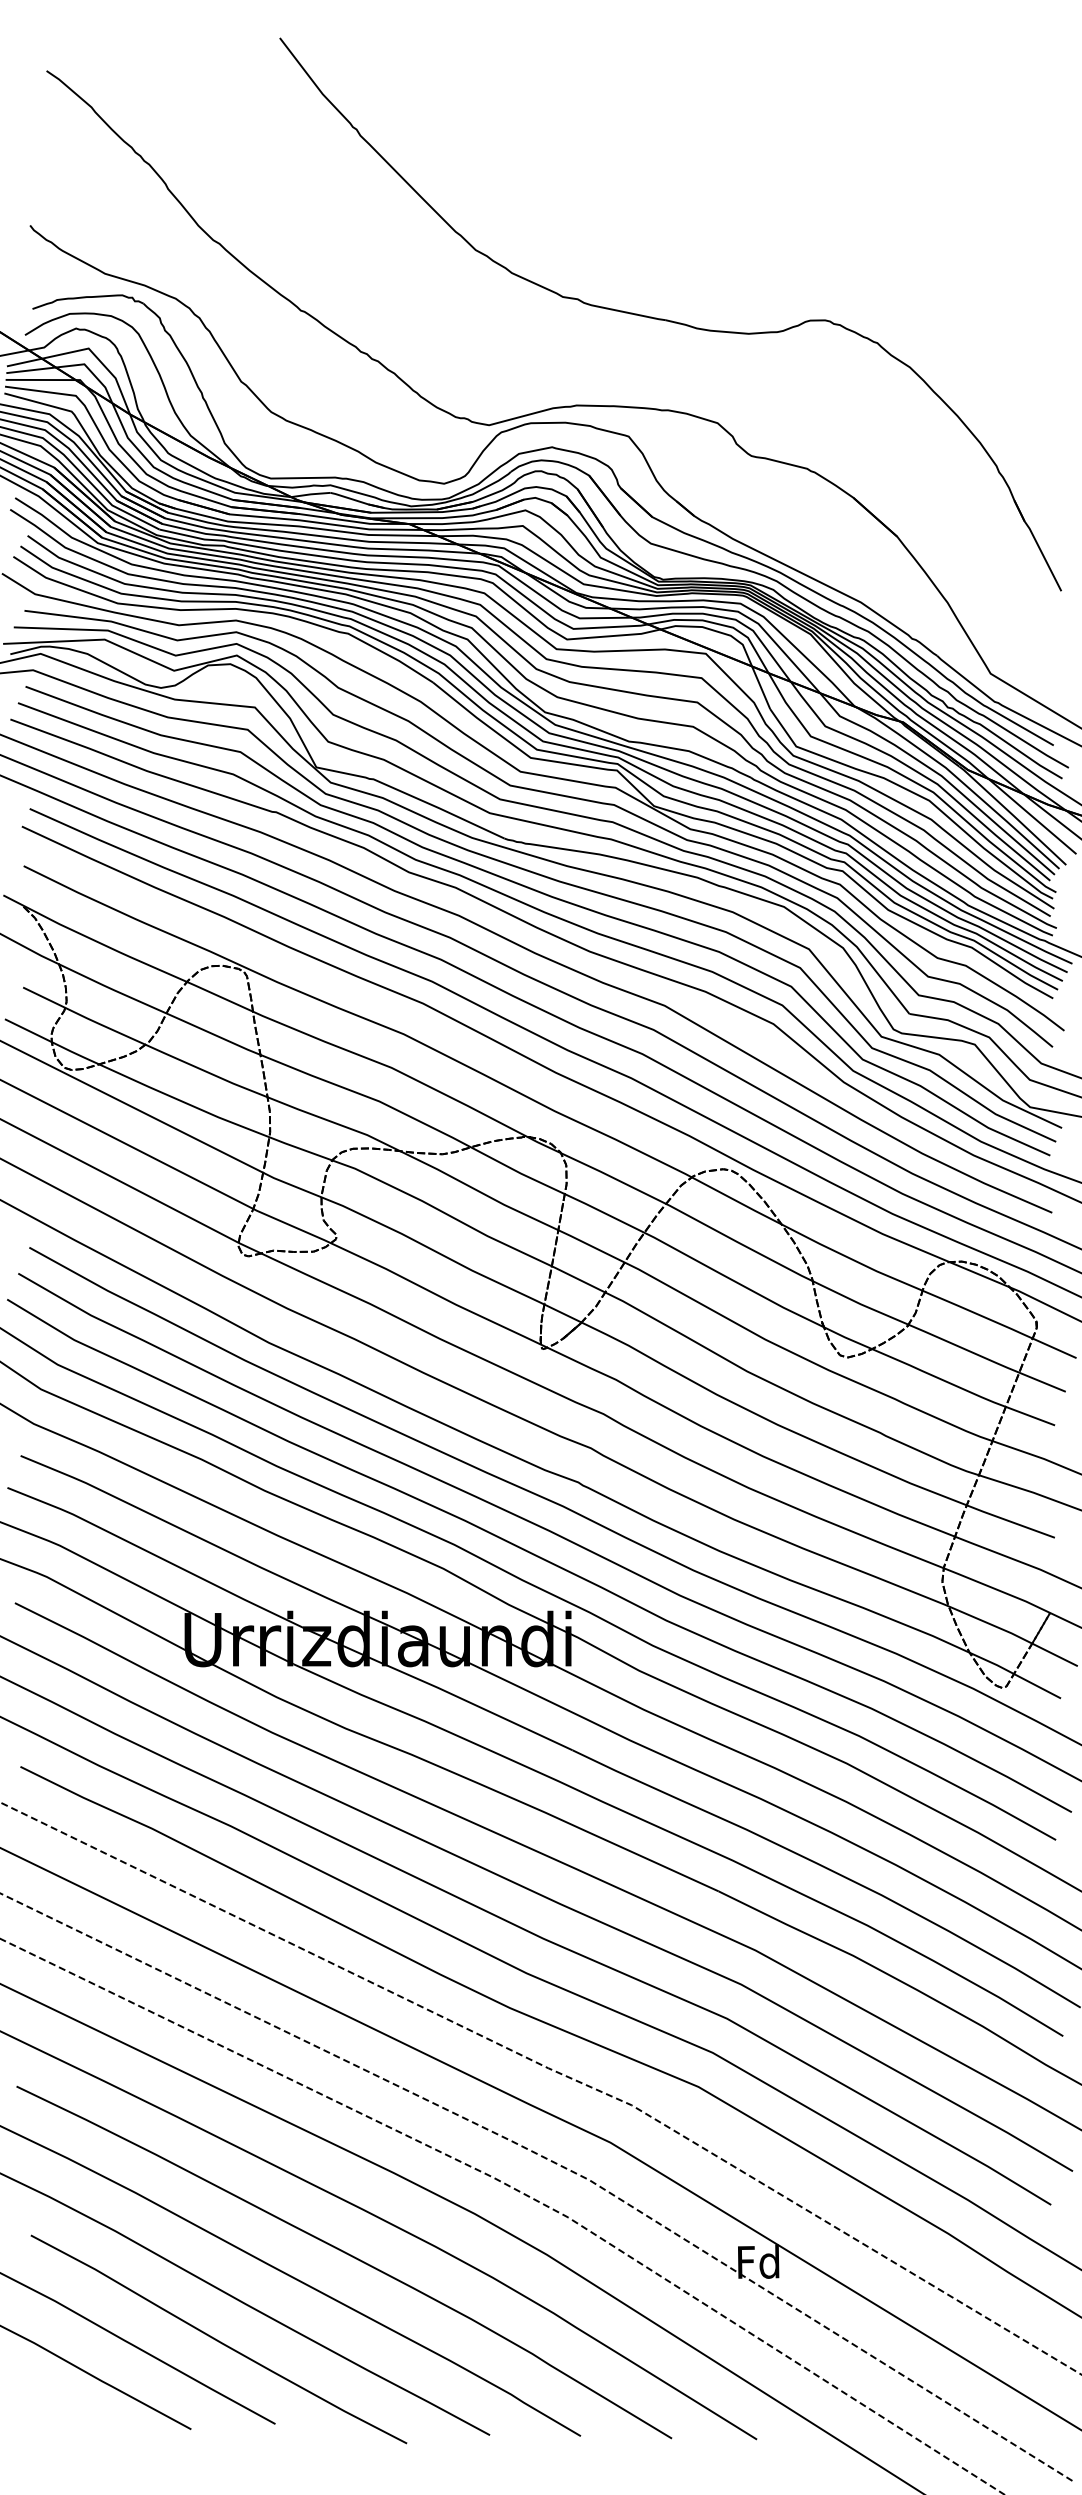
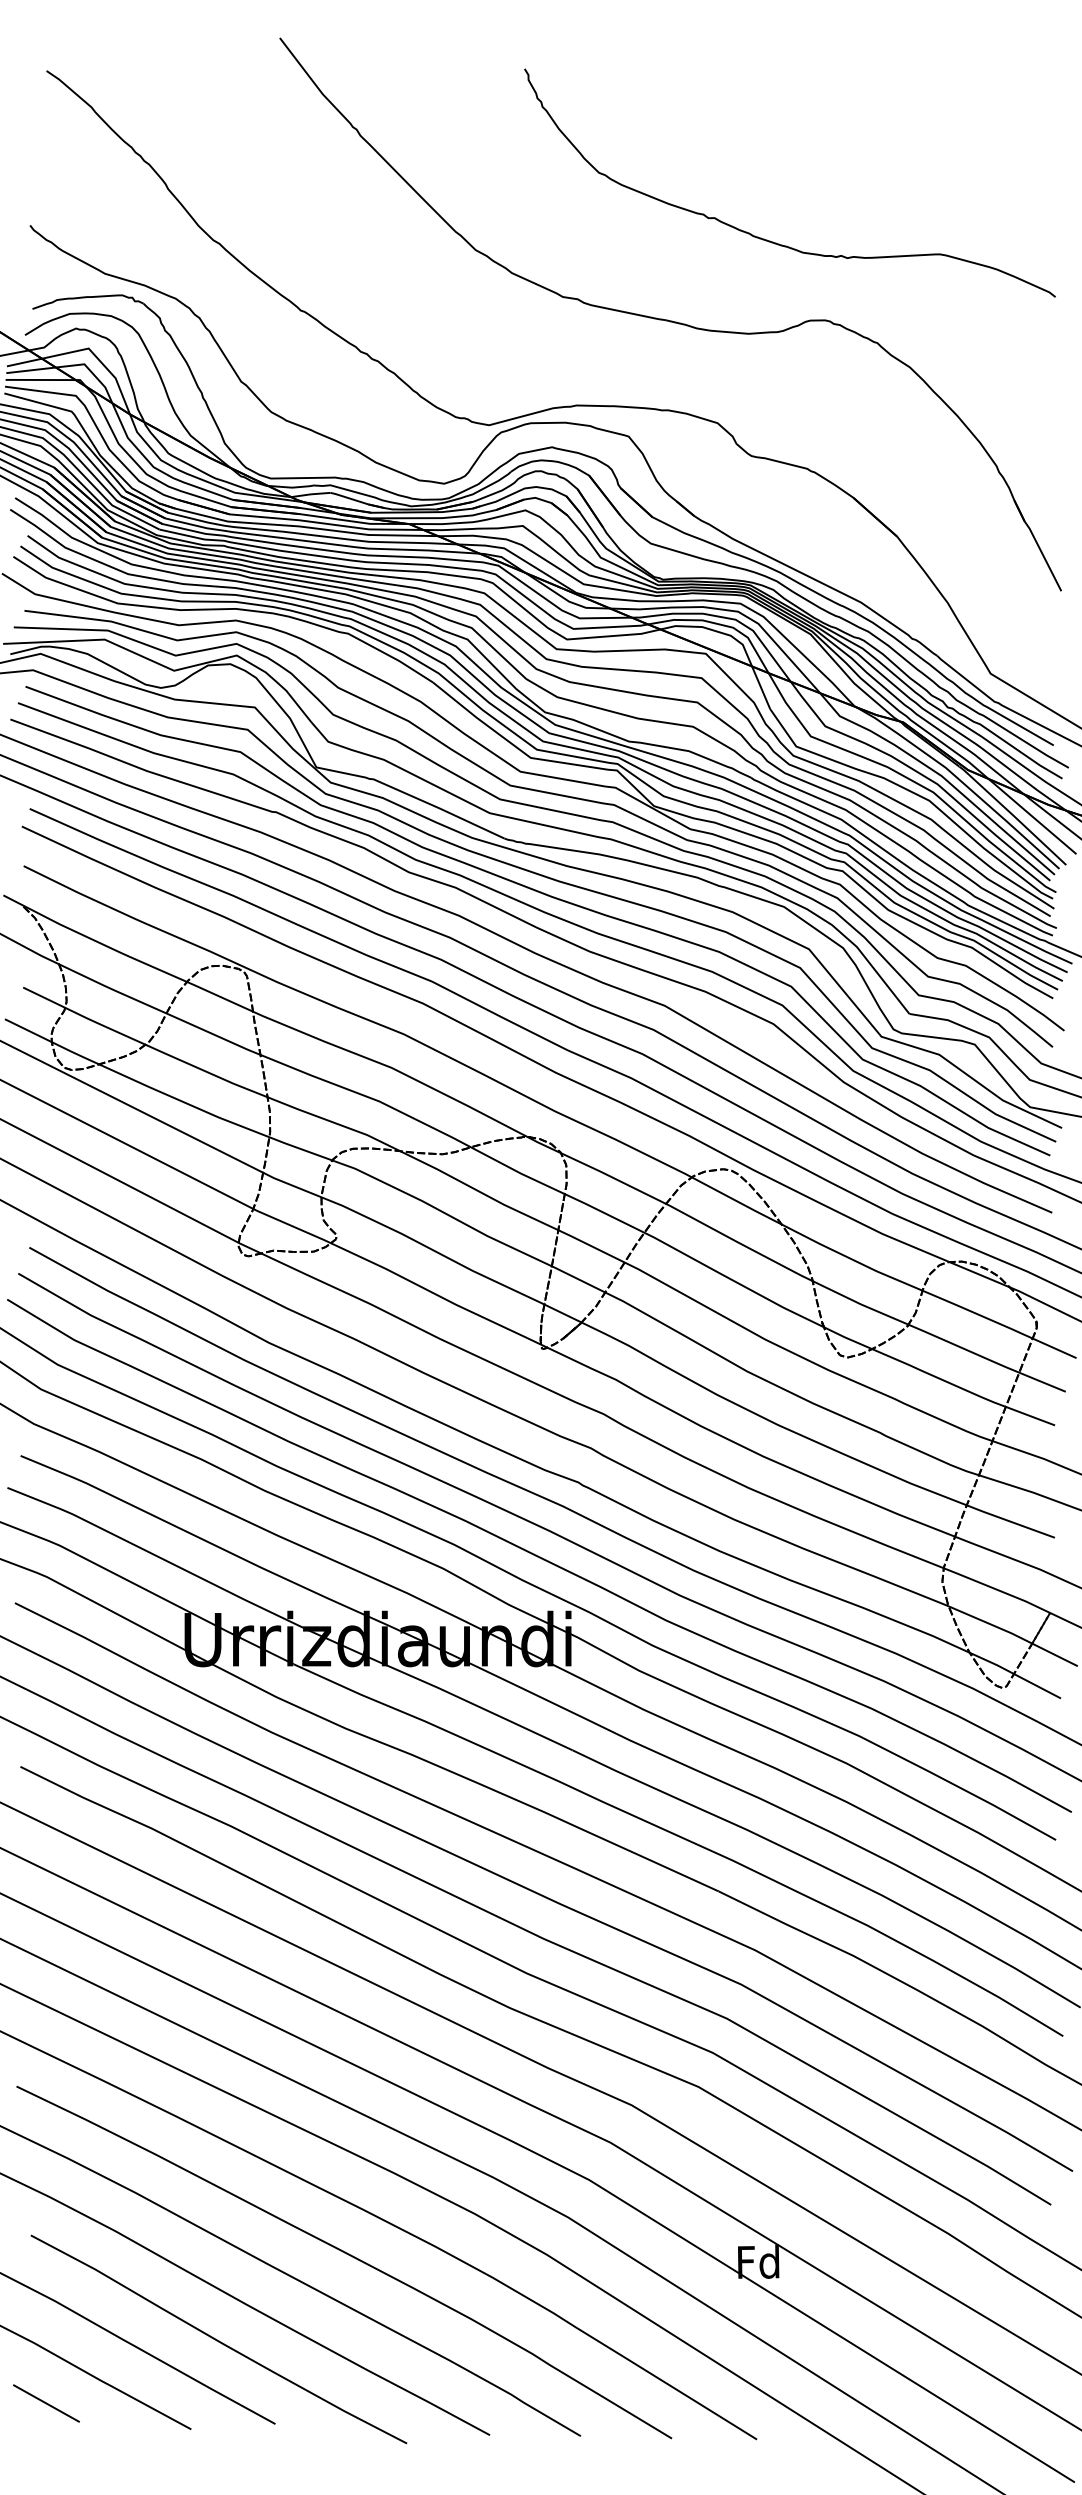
curve: none -> present (770, 240)
line: dashed -> solid (551, 2069)
line: dashed -> solid (552, 2161)
line: dashed -> solid (517, 2190)
line: none -> present (46, 2403)
